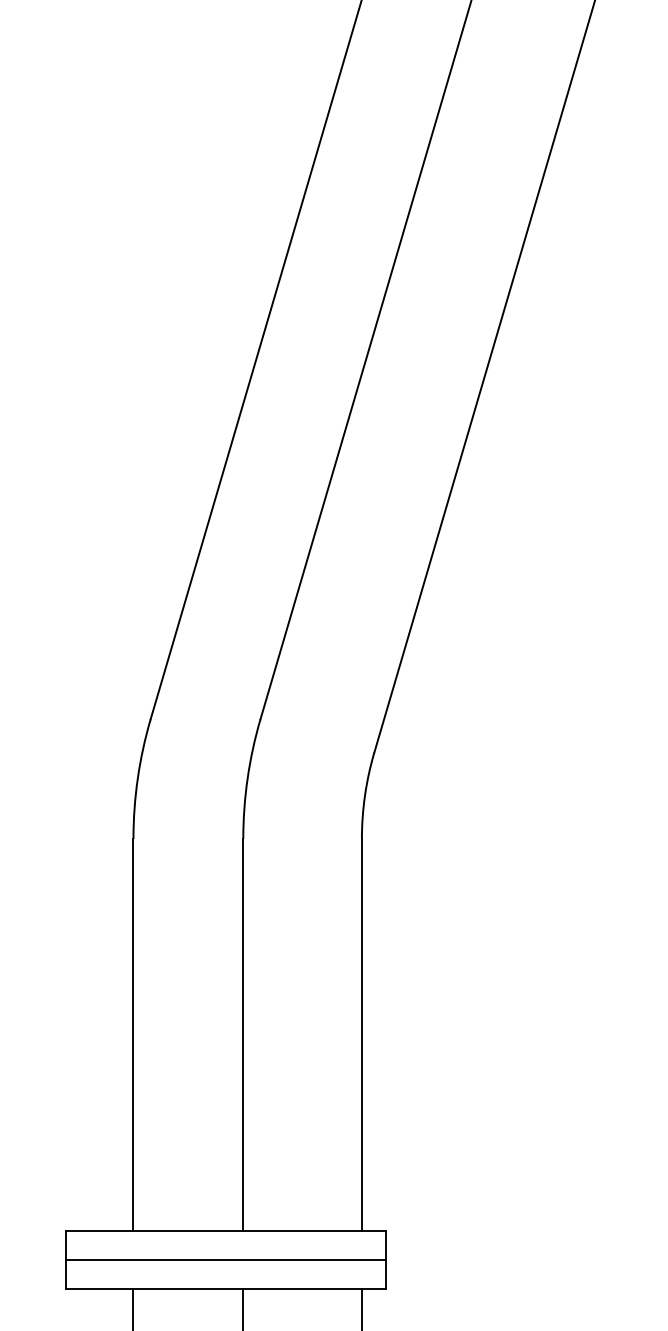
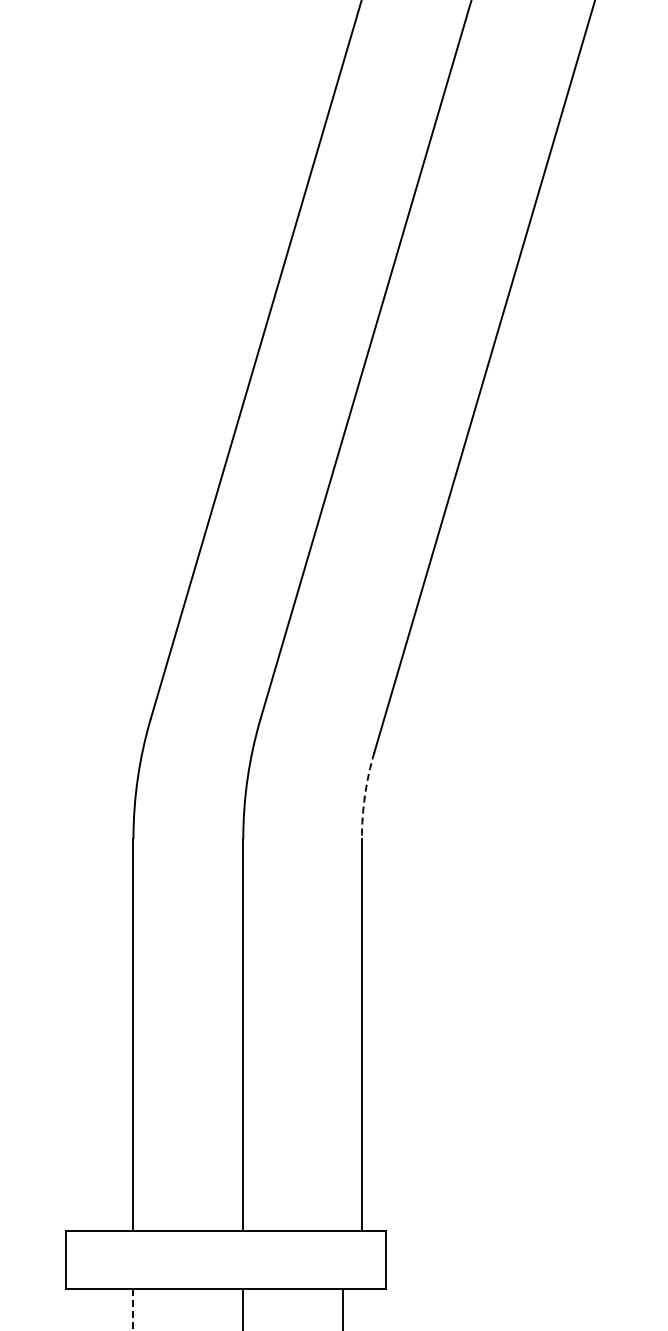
arc: solid -> dashed (365, 795)
line: present -> none (225, 1259)
line position: (361, 1308) -> (342, 1308) (342, 1308)
line: solid -> dashed (133, 1309)
